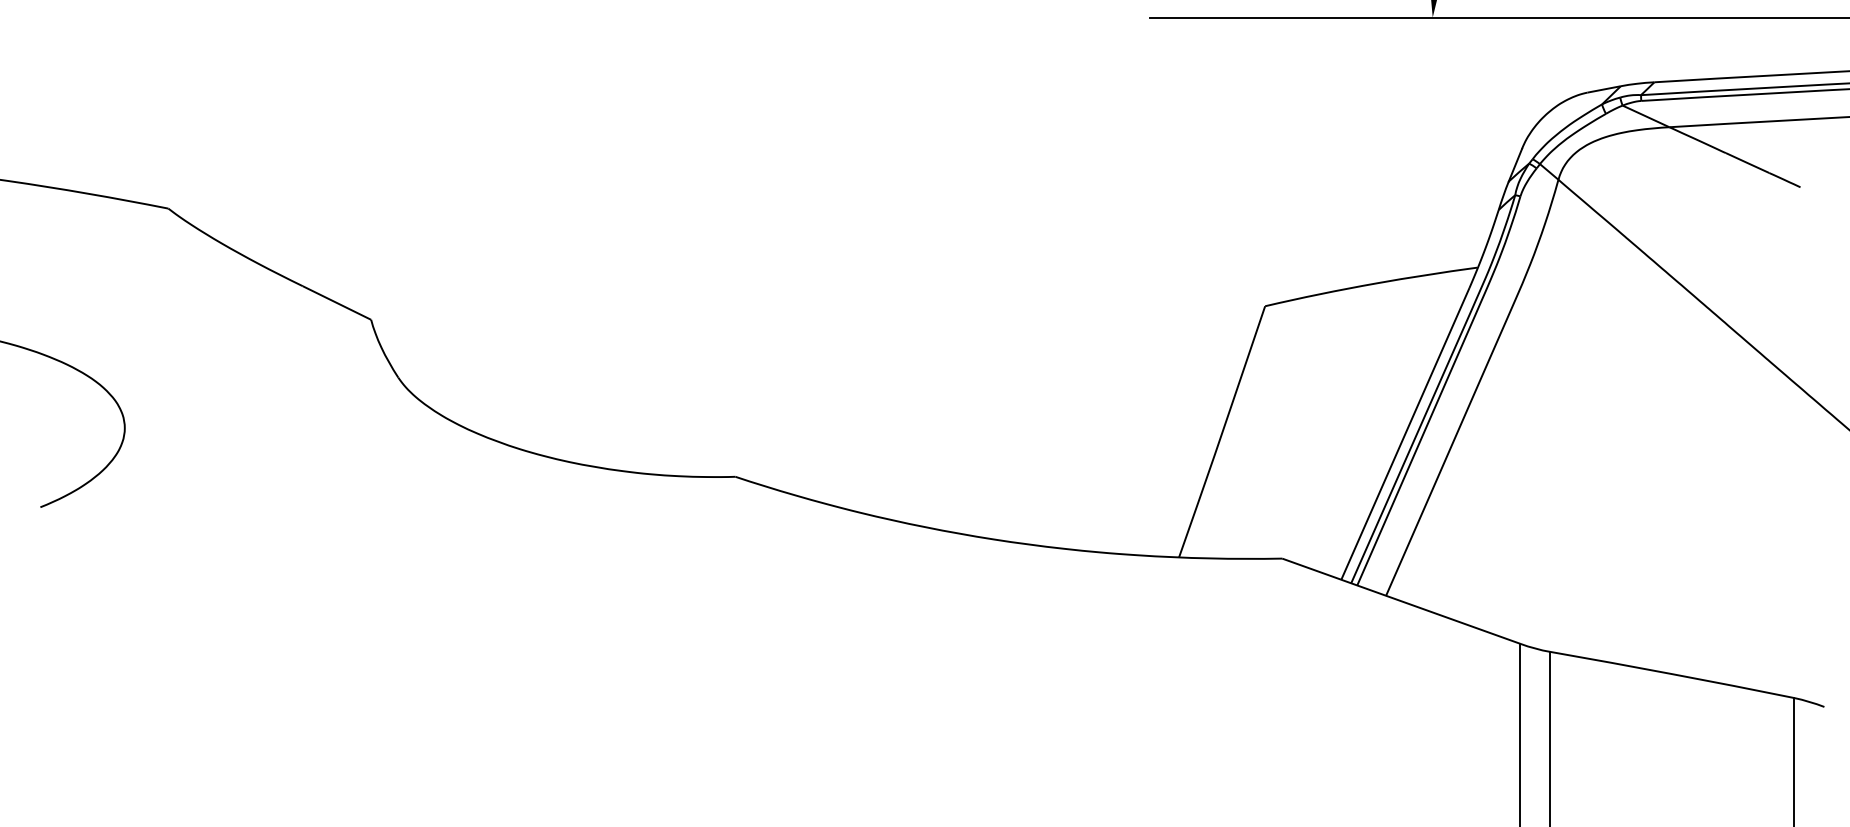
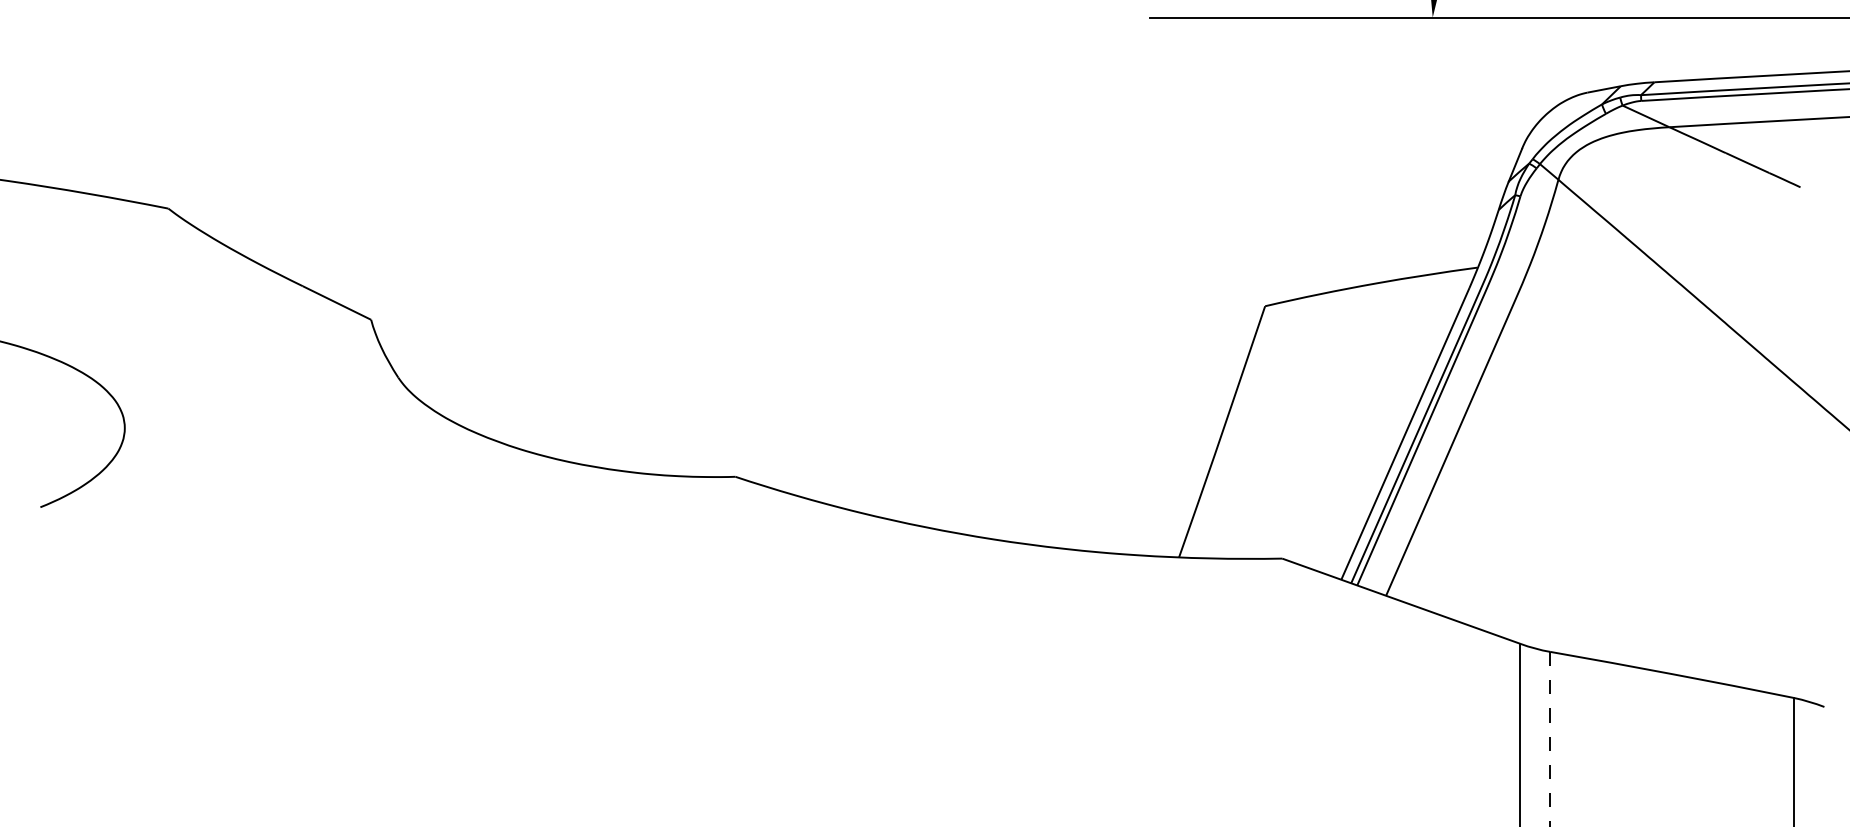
line: solid -> dashed (1550, 739)
